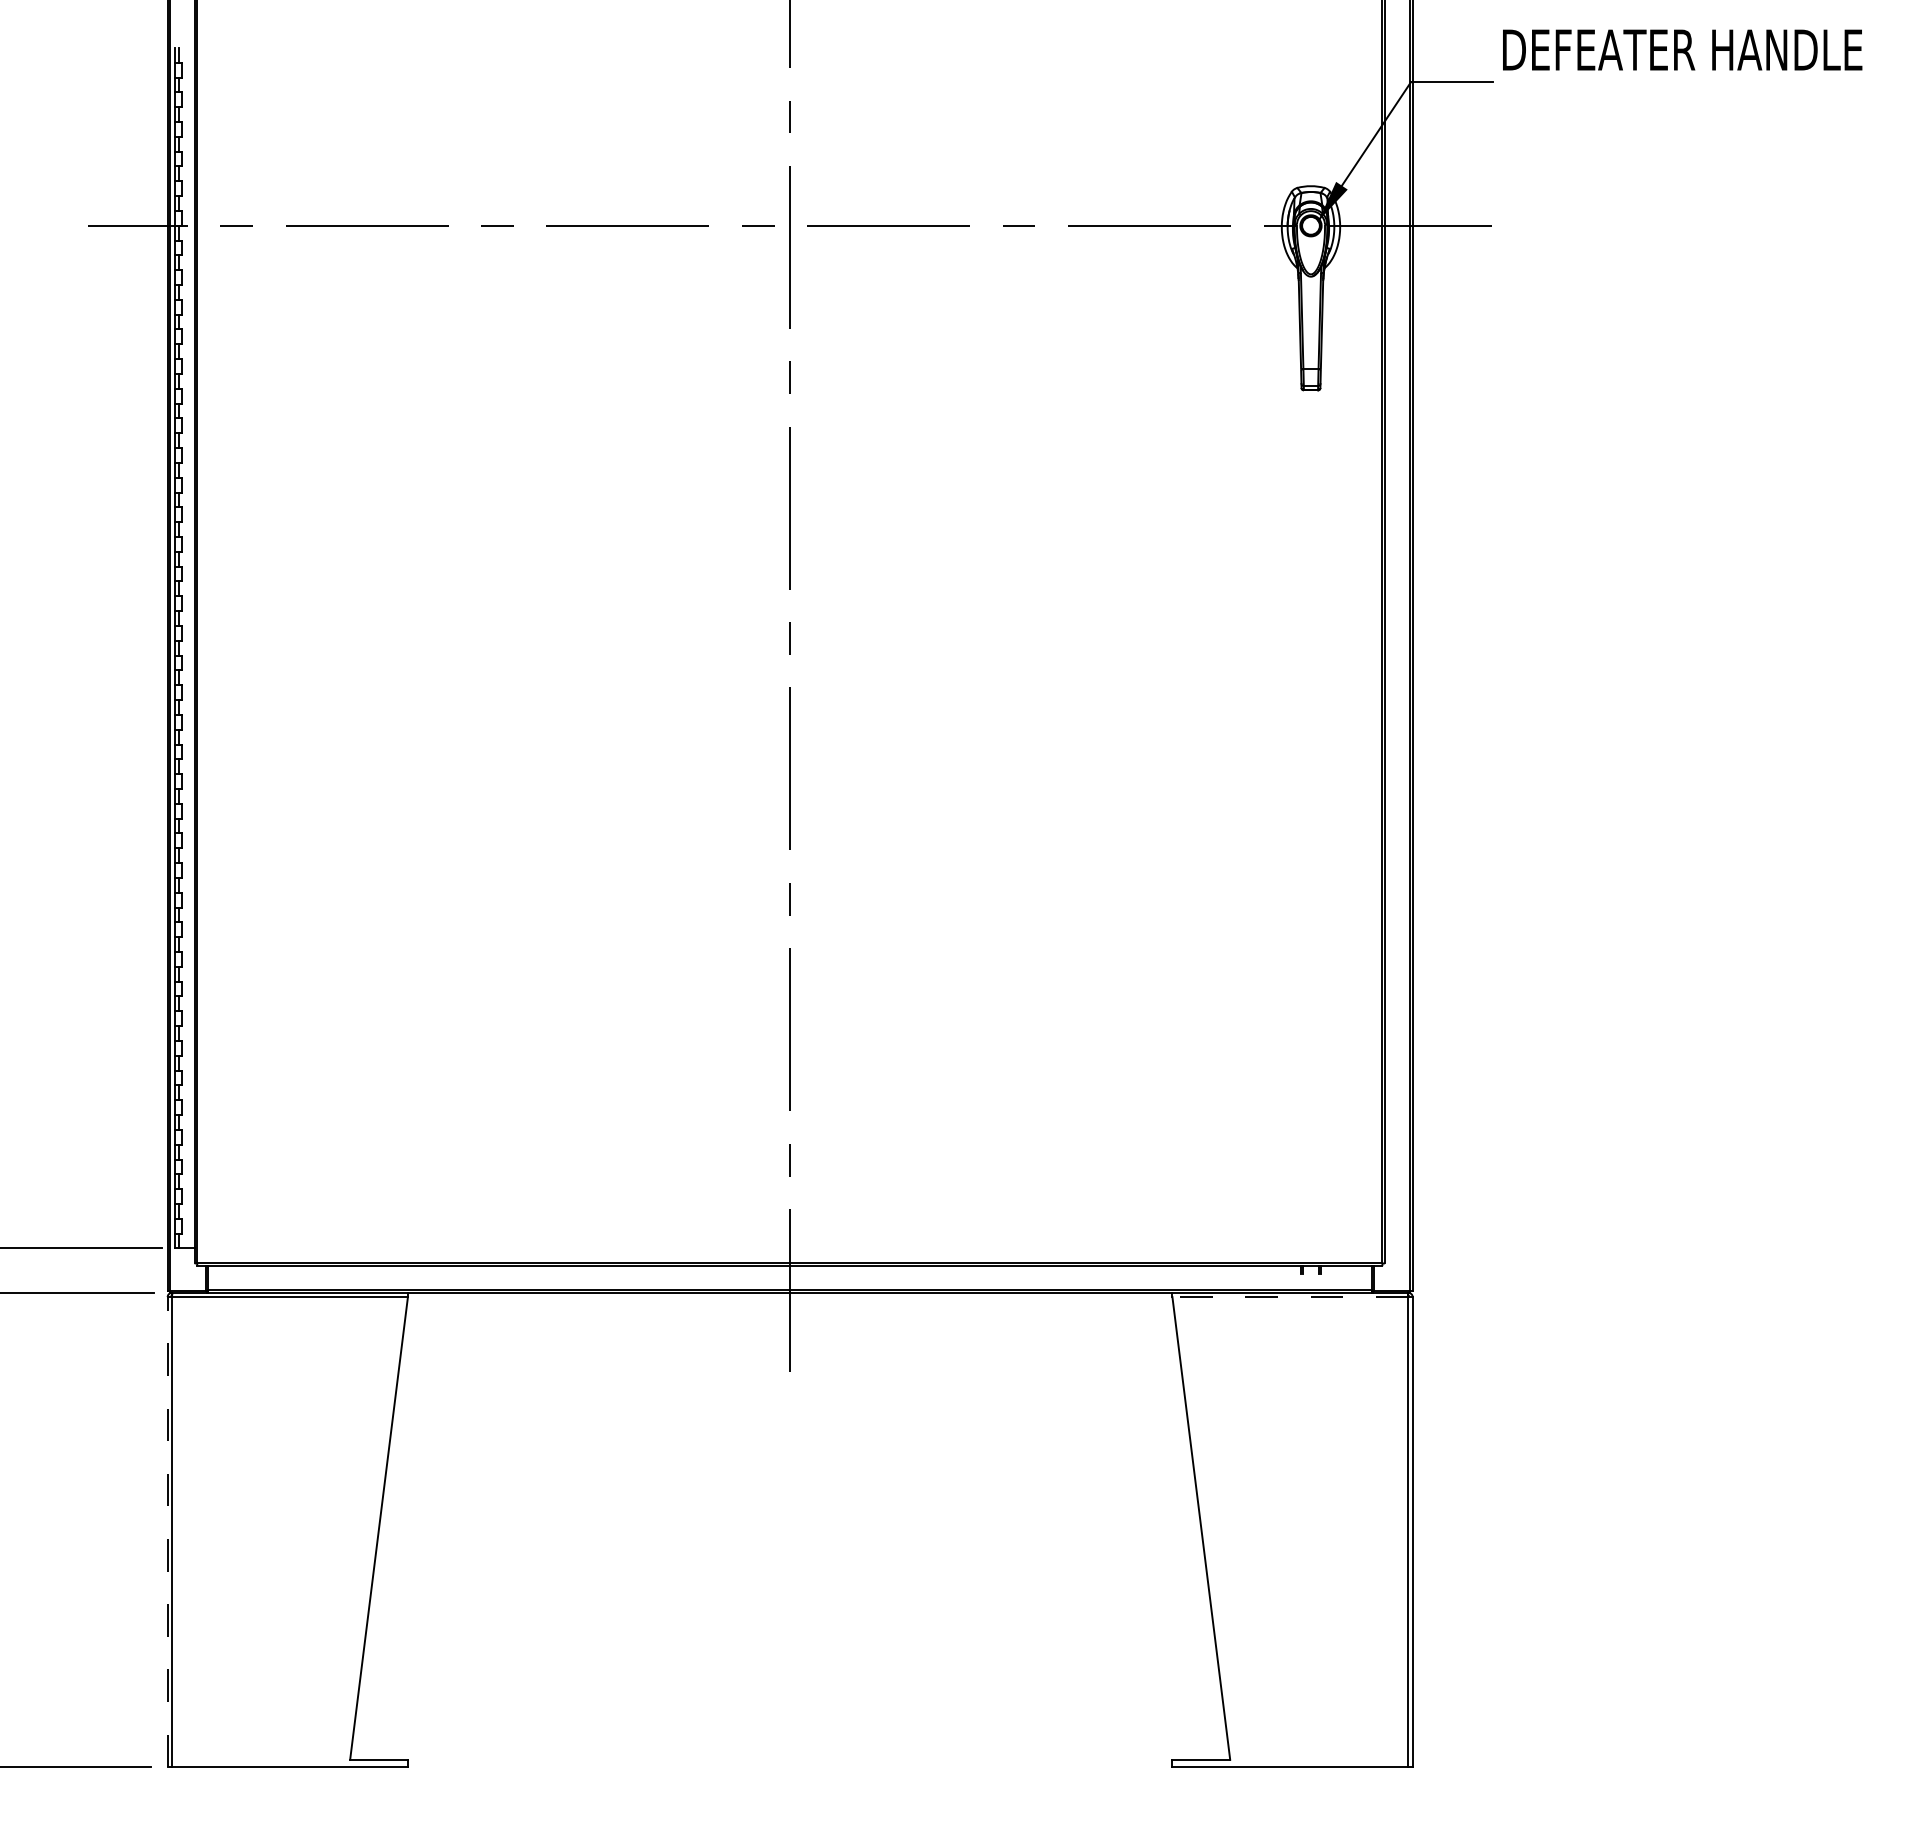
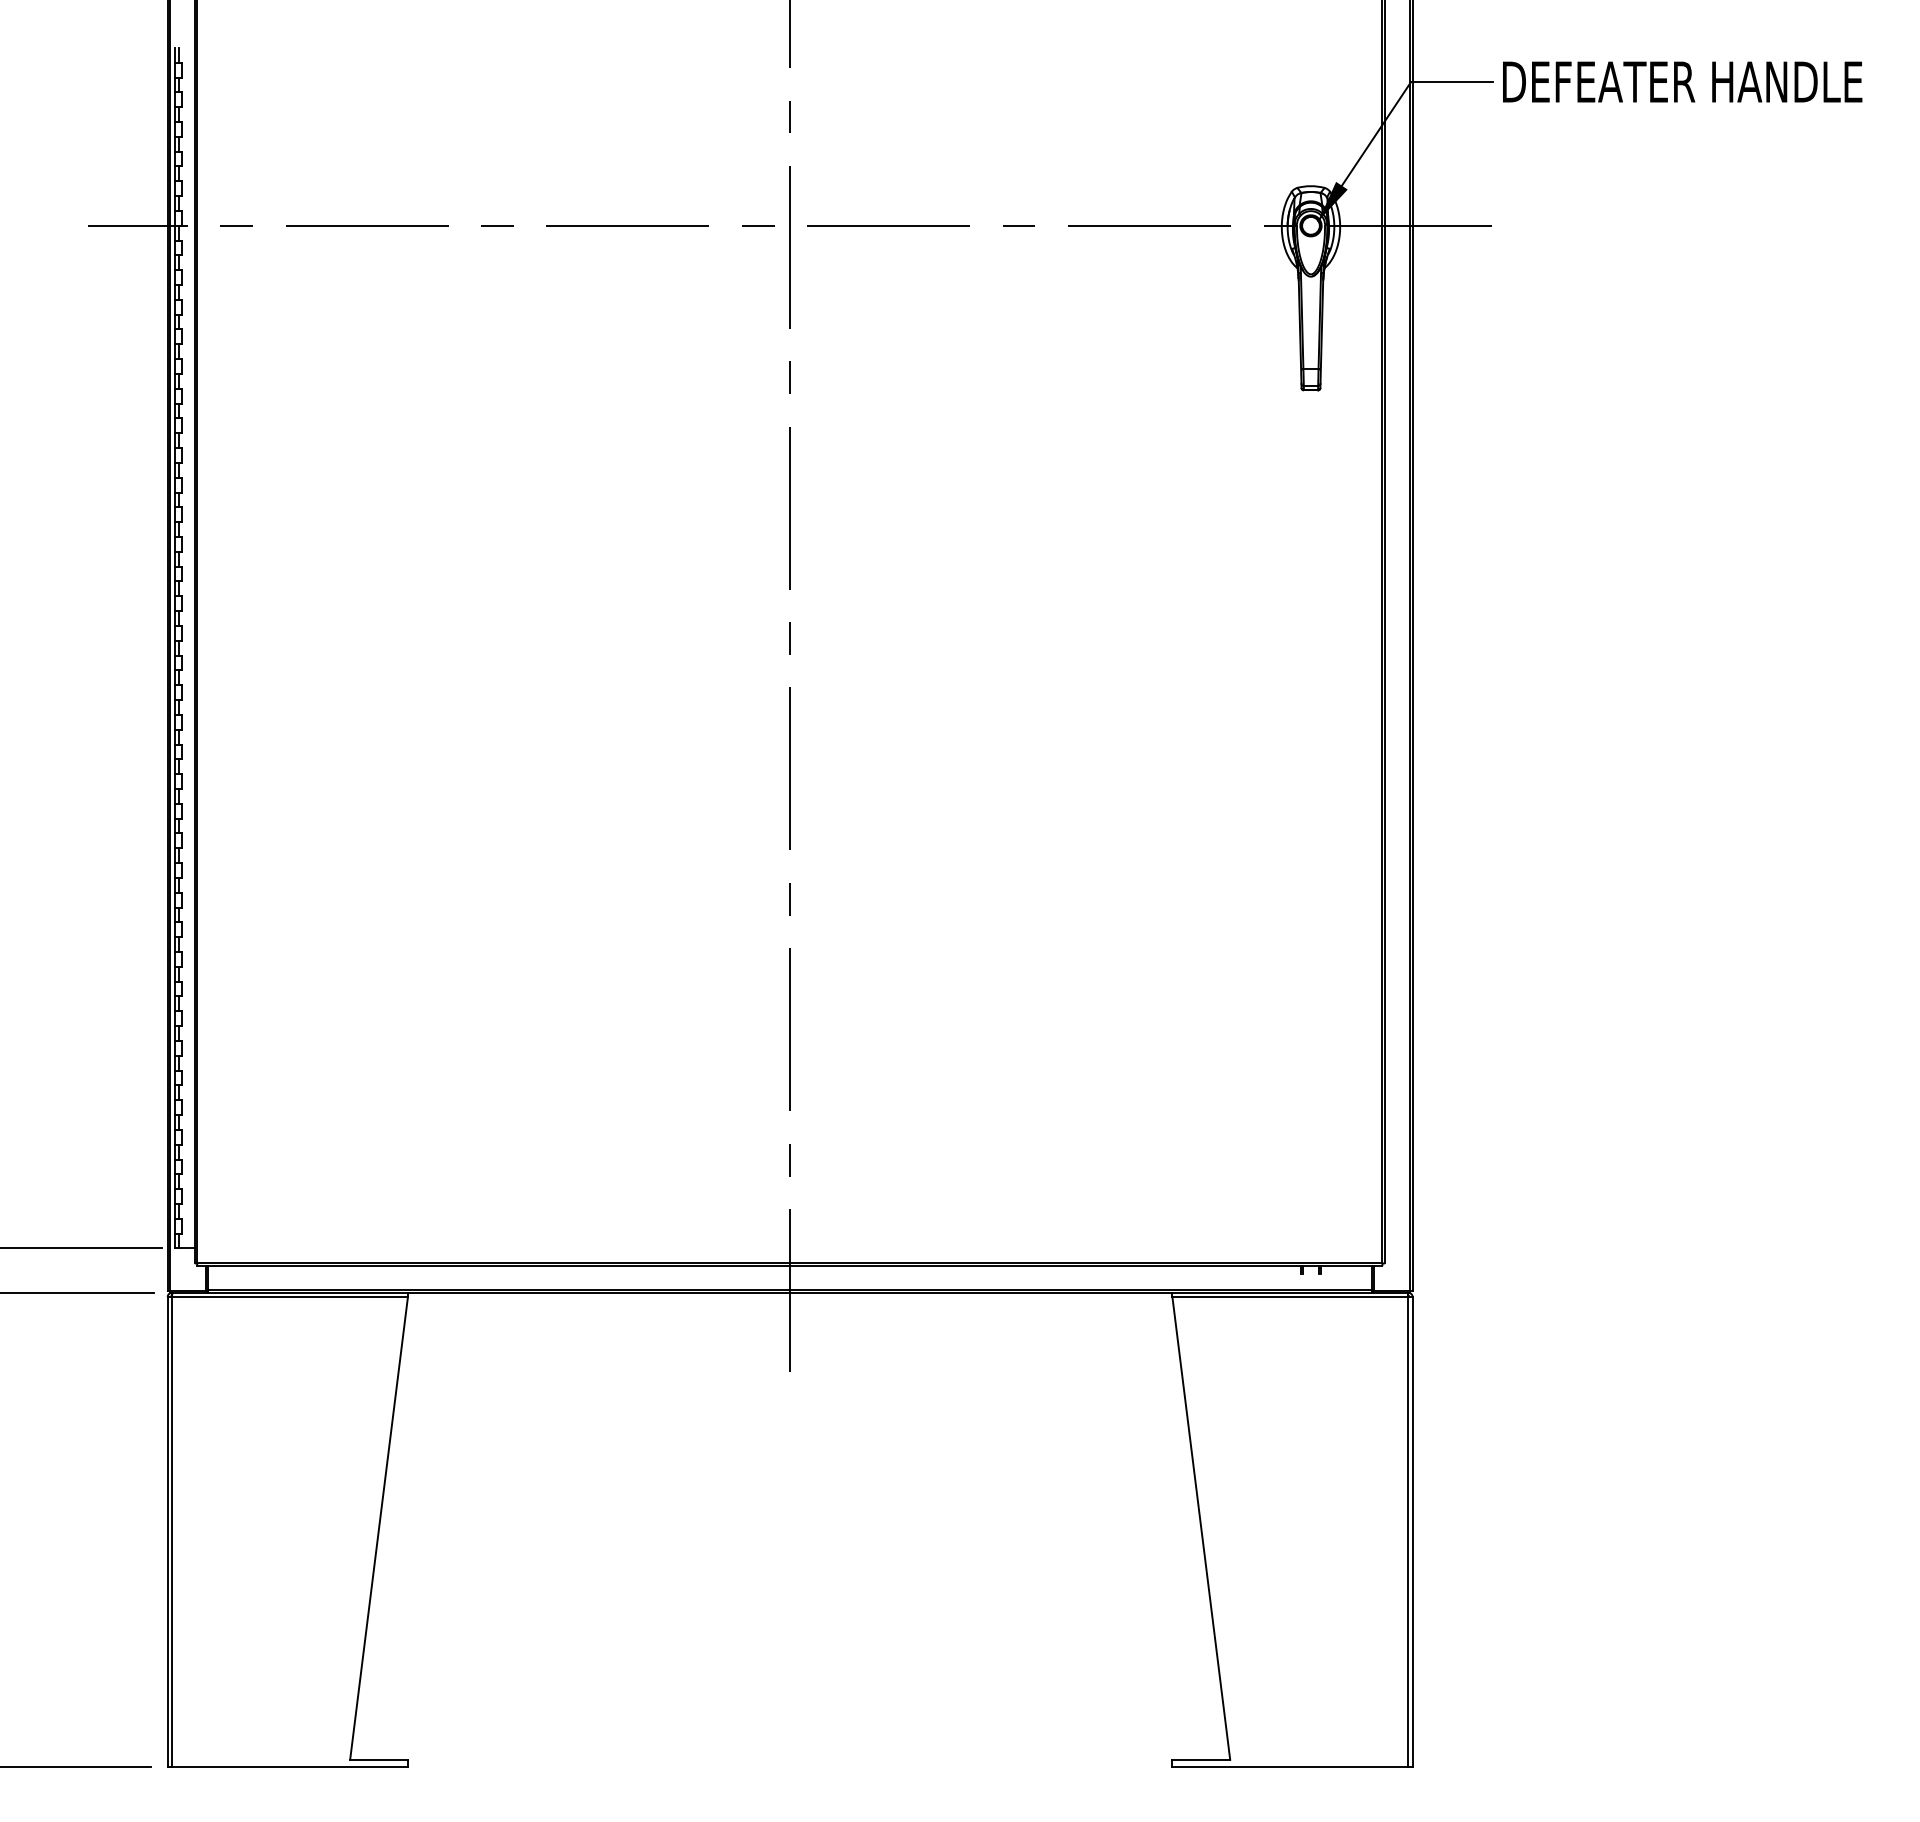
text position: (1682, 49) -> (1682, 81) (1682, 81)
line: dashed -> solid (1289, 1297)
line: dashed -> solid (167, 1531)
